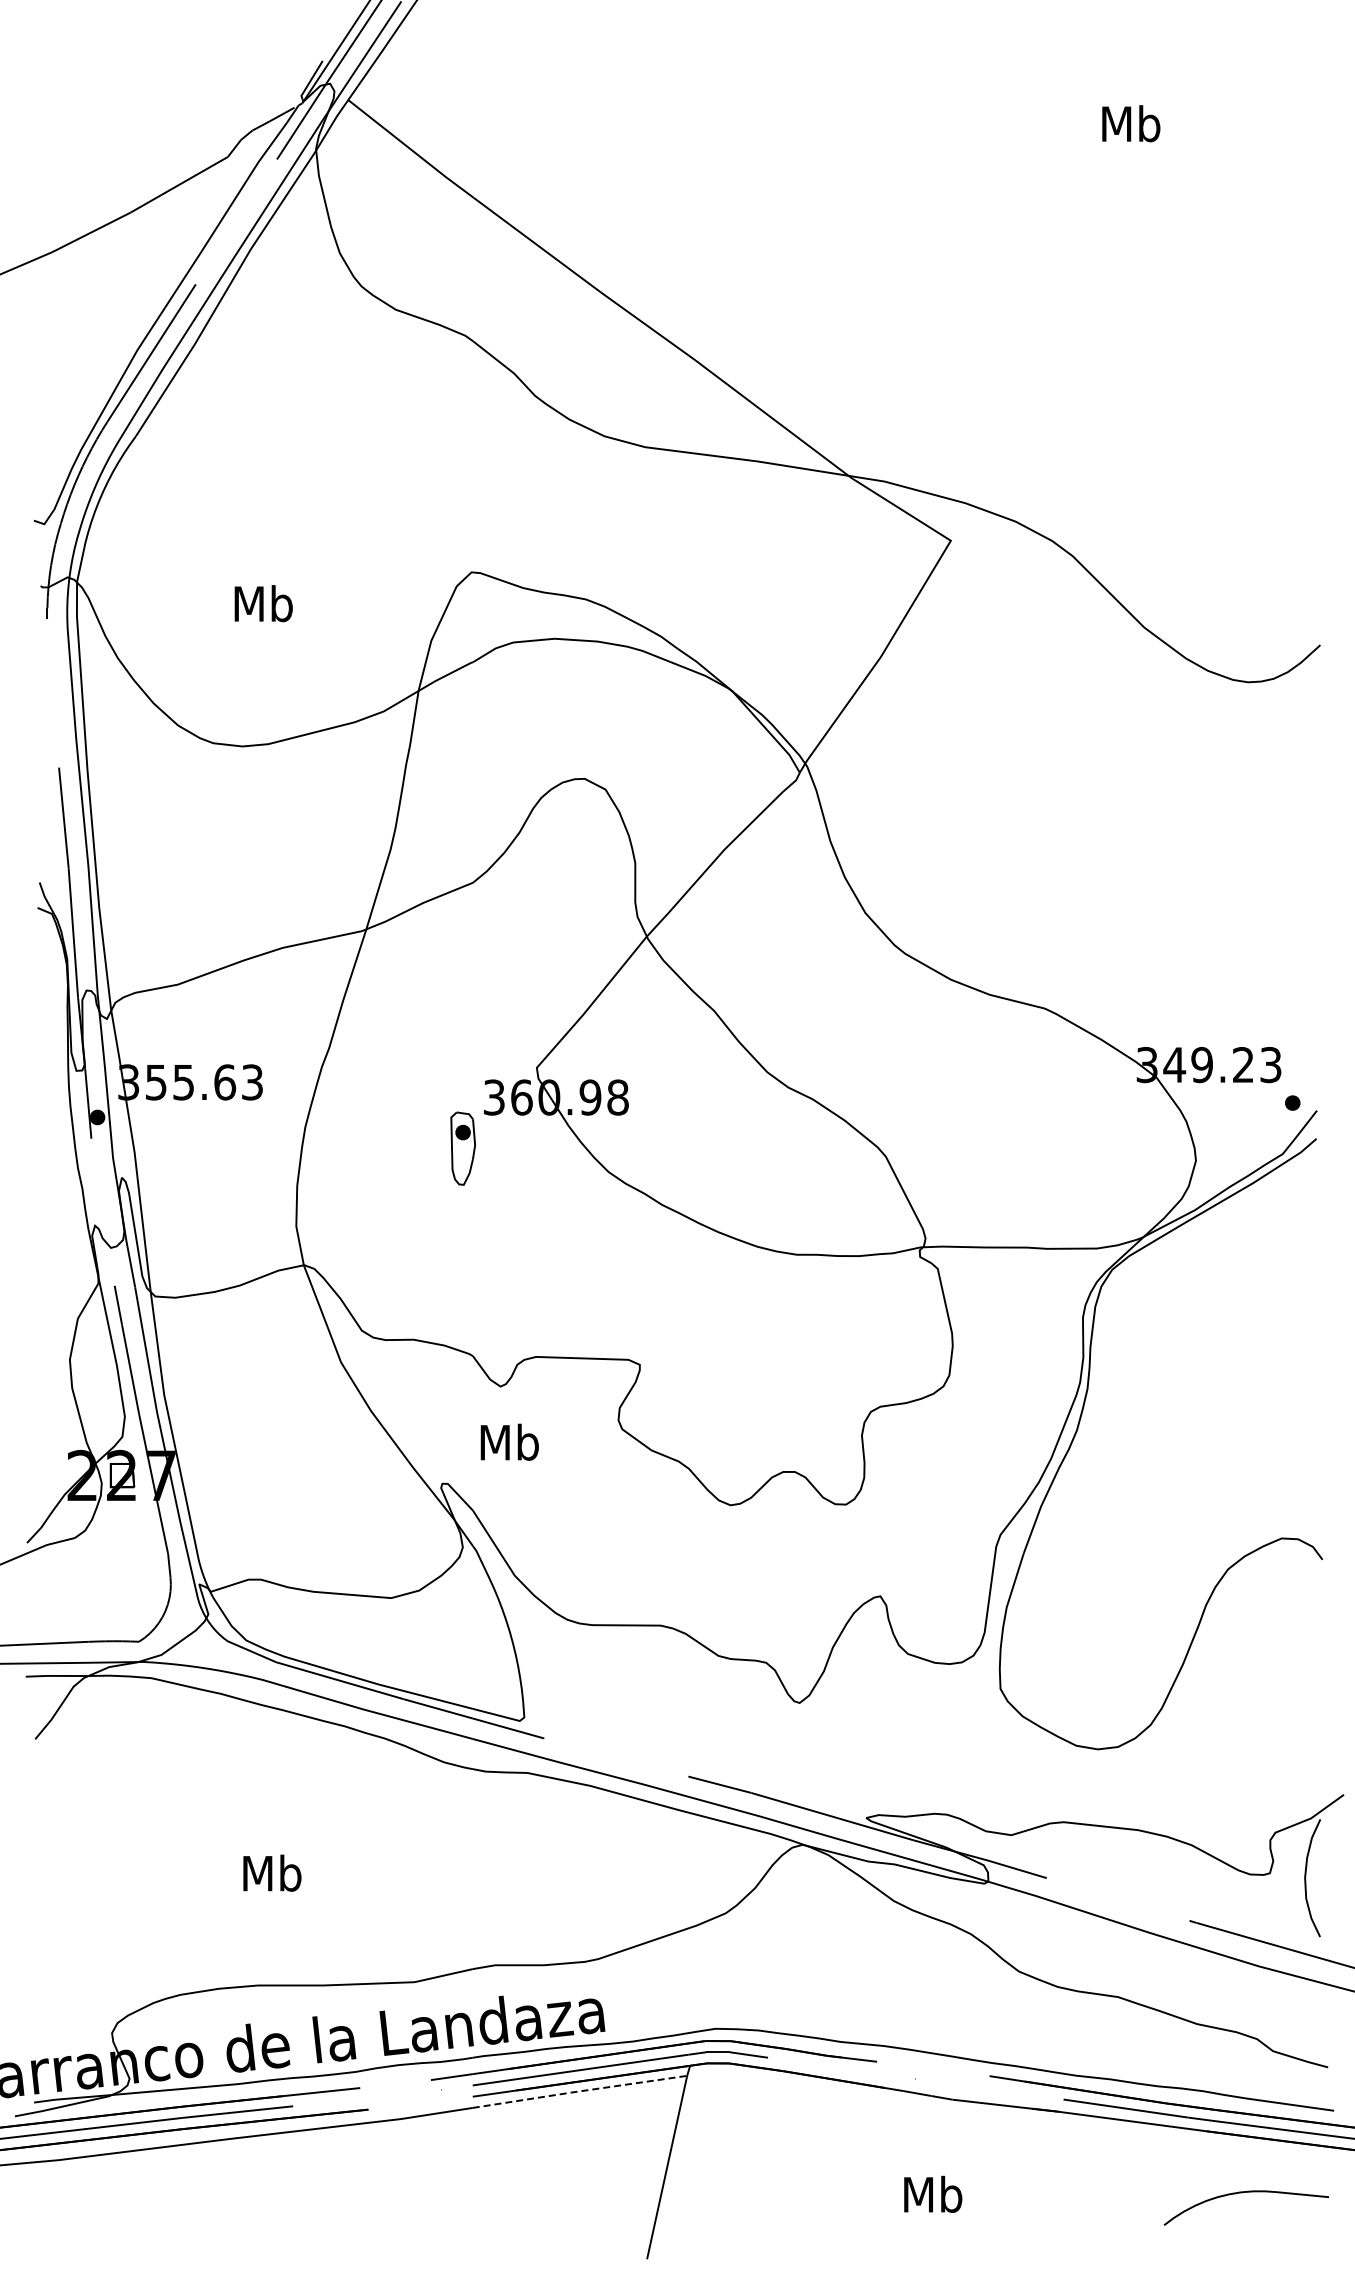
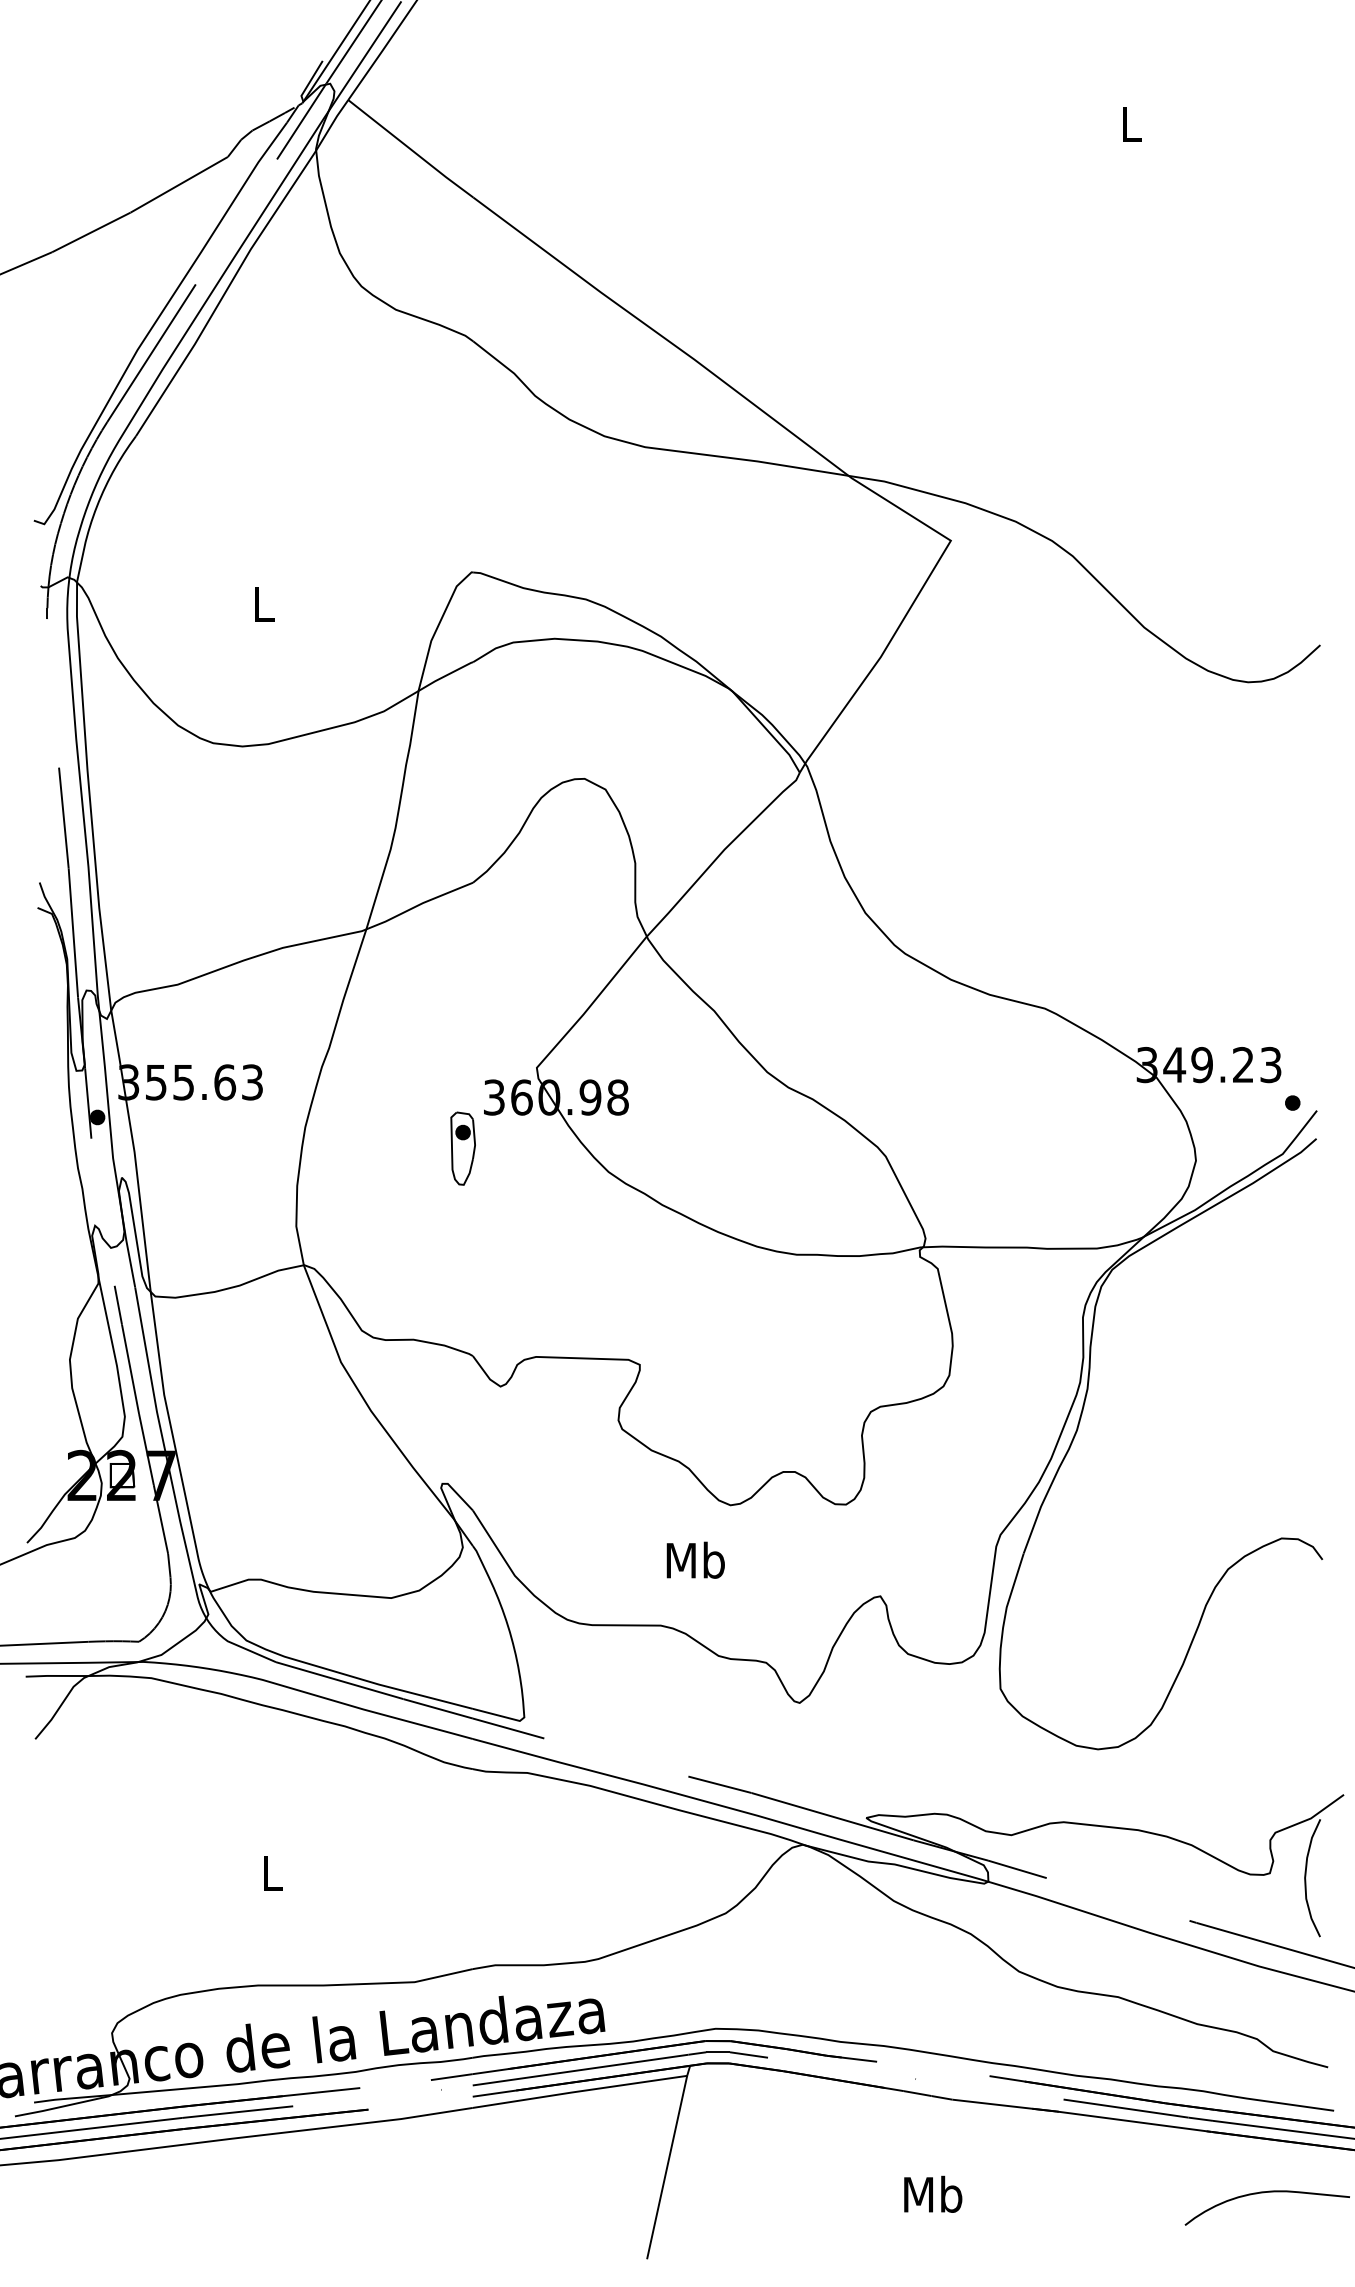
text: Mb -> L (1131, 123)
text: Mb -> L (263, 603)
text position: (509, 1441) -> (695, 1559) (695, 1559)
text: Mb -> L (272, 1872)
line: dashed -> solid (579, 2091)
curve position: (1243, 2193) -> (1264, 2193) (1264, 2193)
